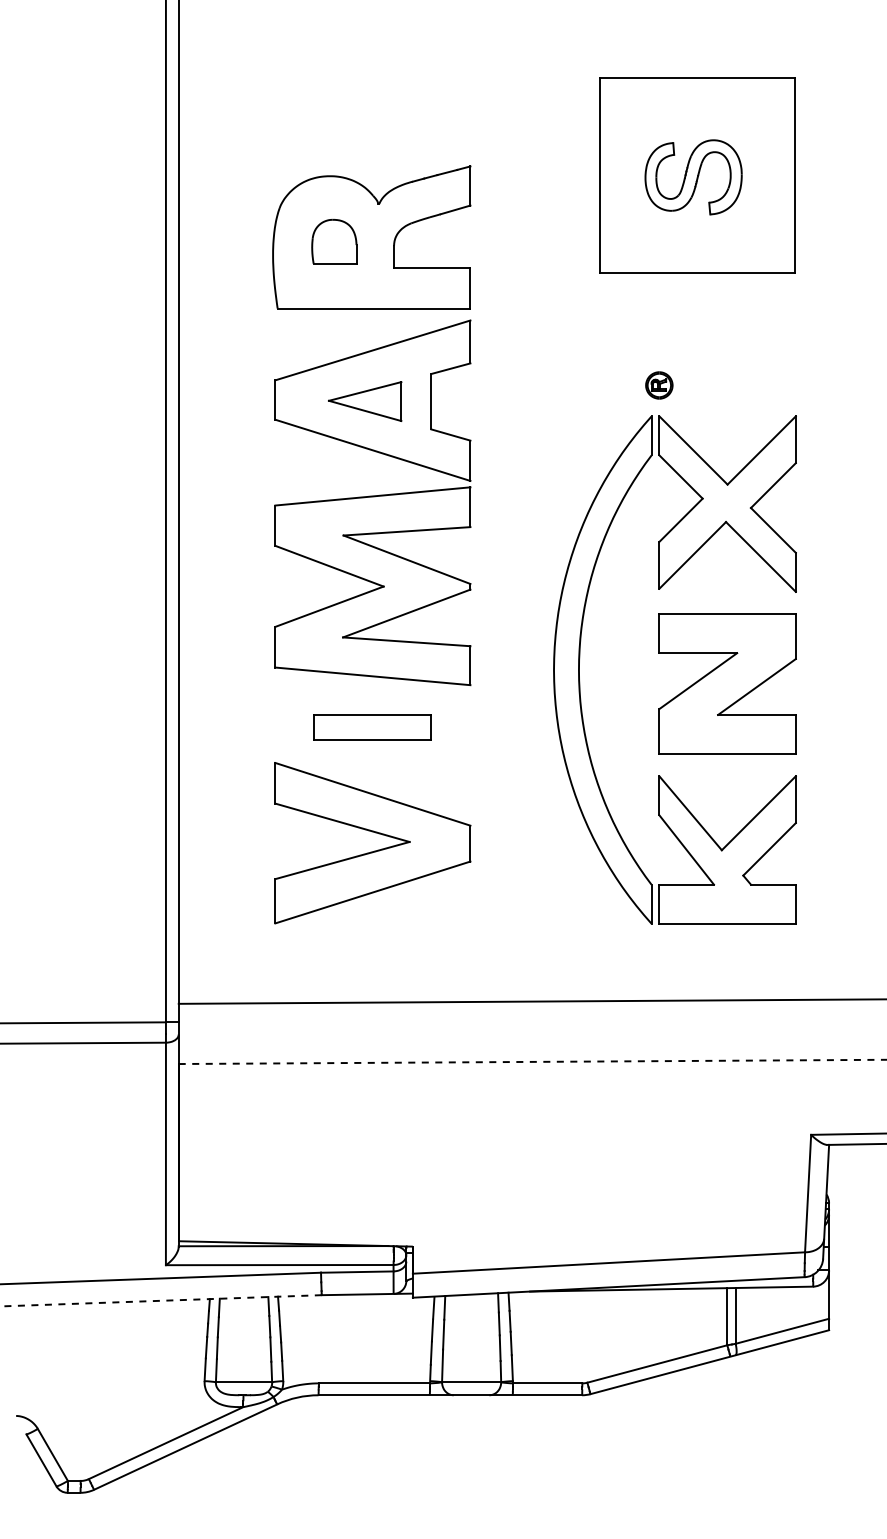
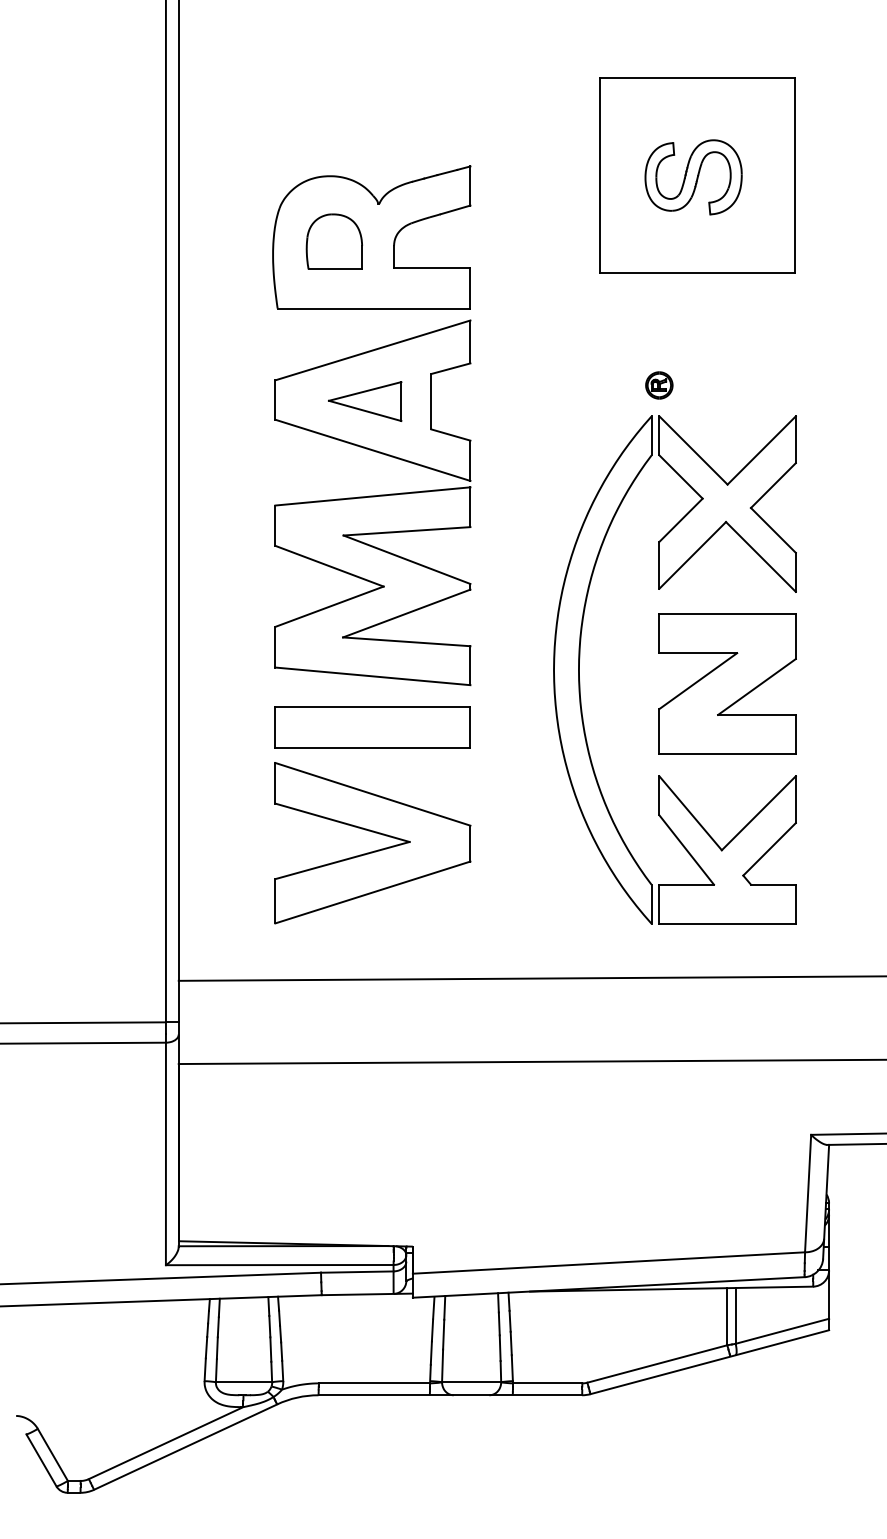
part size: 47x47 px -> 58x57 px (333, 241)
part size: 119x27 px -> 197x43 px (372, 727)
line position: (530, 1001) -> (530, 978) (530, 978)
line: dashed -> solid (532, 1061)
line: dashed -> solid (161, 1300)
